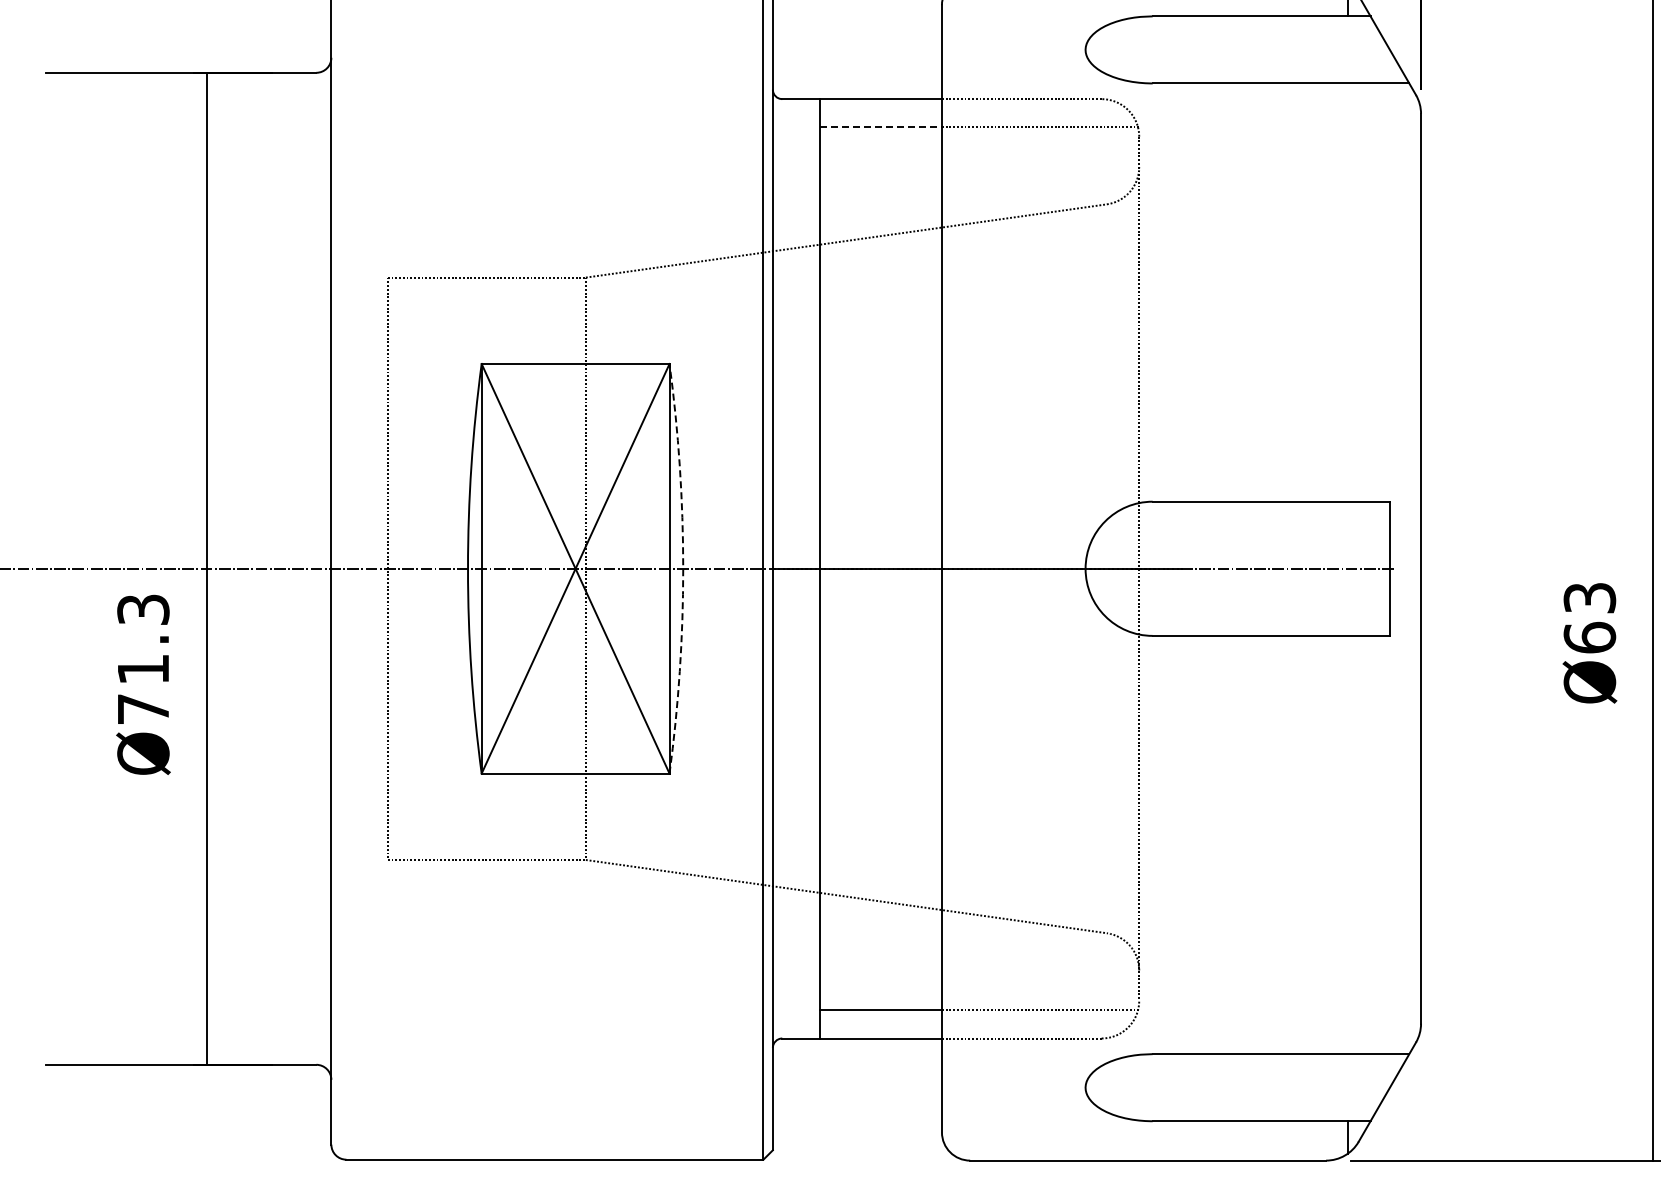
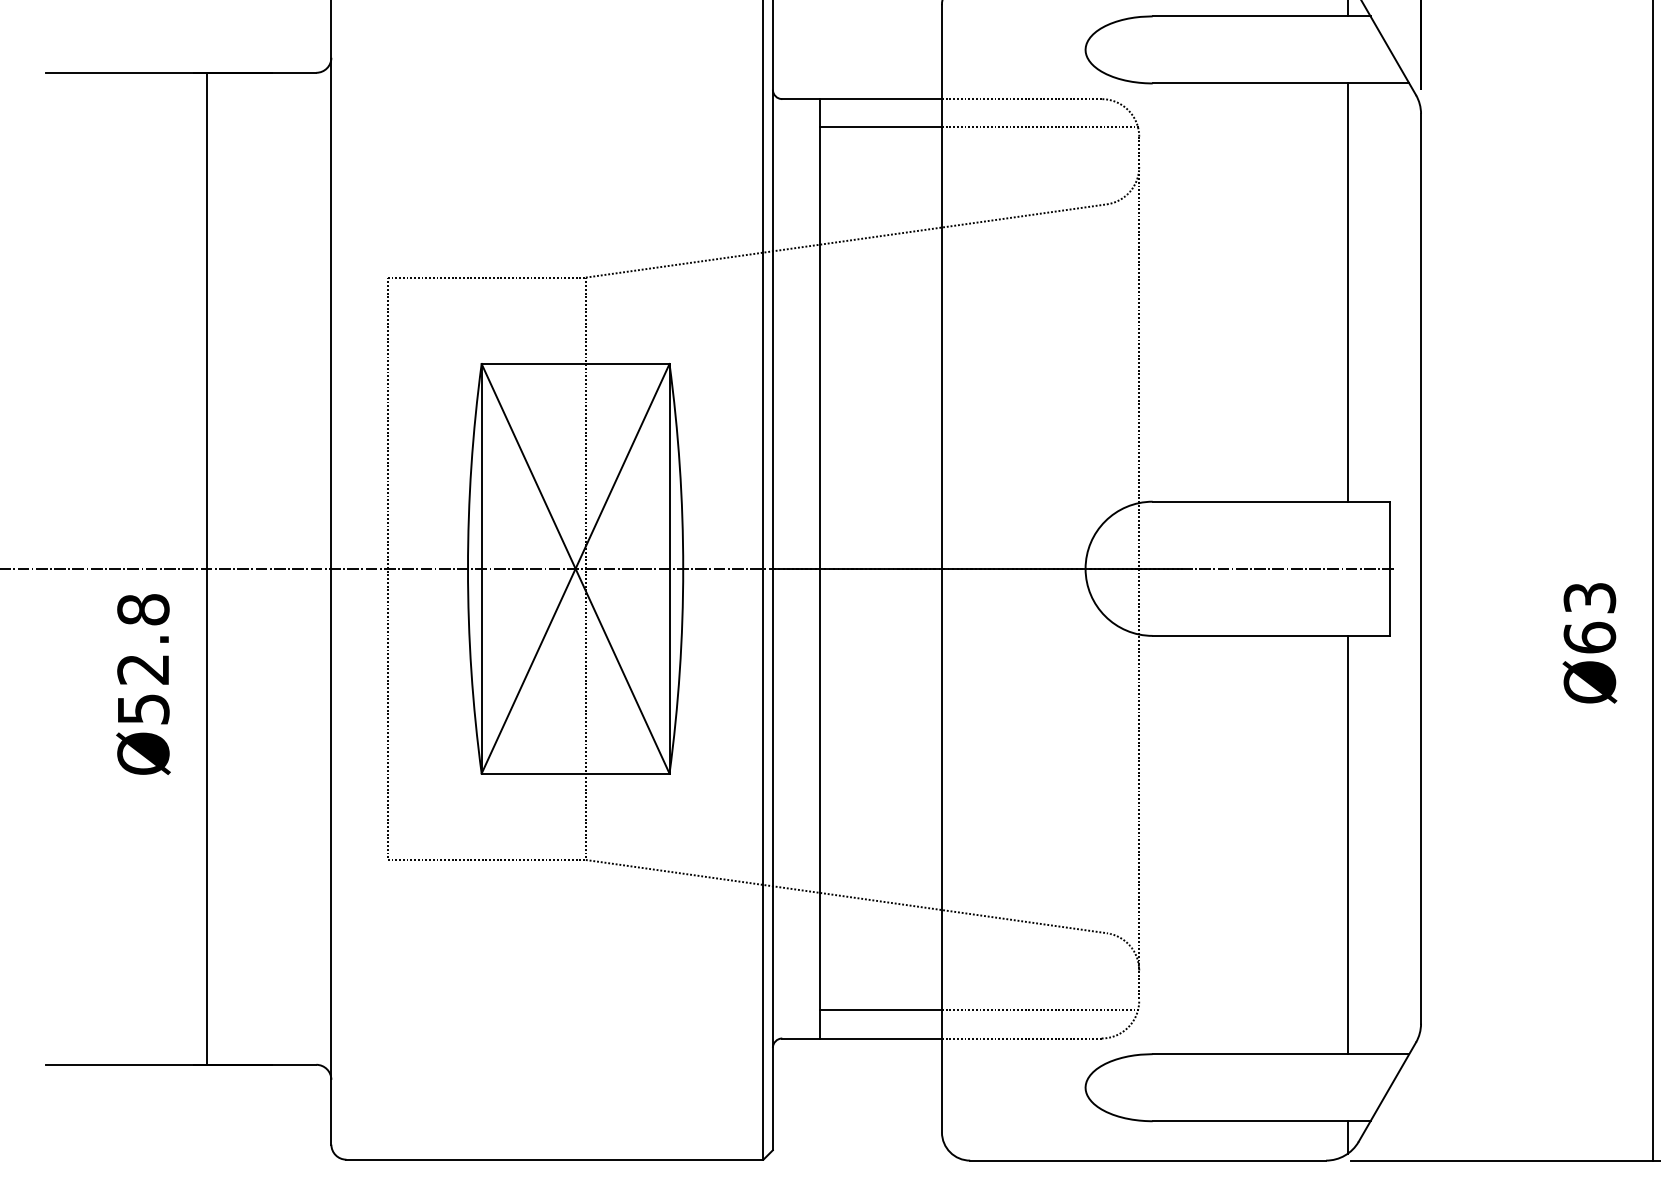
line: dashed -> solid (881, 127)
line: none -> present (1347, 292)
arc: dashed -> solid (683, 568)
text: Ø71.3 -> Ø52.8 (143, 659)
line: none -> present (1347, 844)
